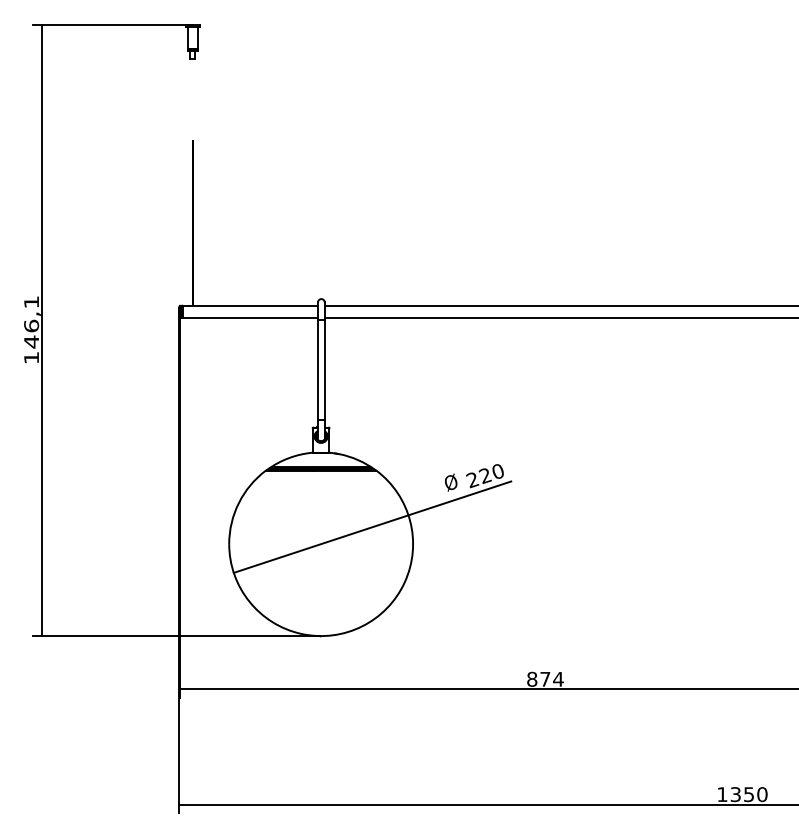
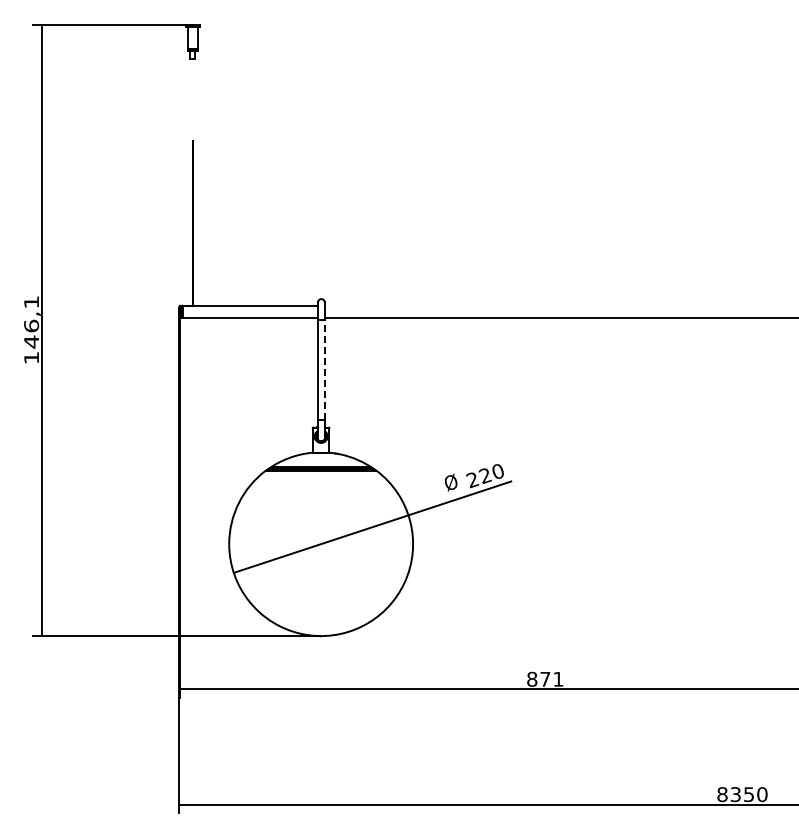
line: present -> none (559, 305)
line: solid -> dashed (324, 369)
text: 874 -> 871 (558, 679)
text: 1350 -> 8350 (722, 794)
